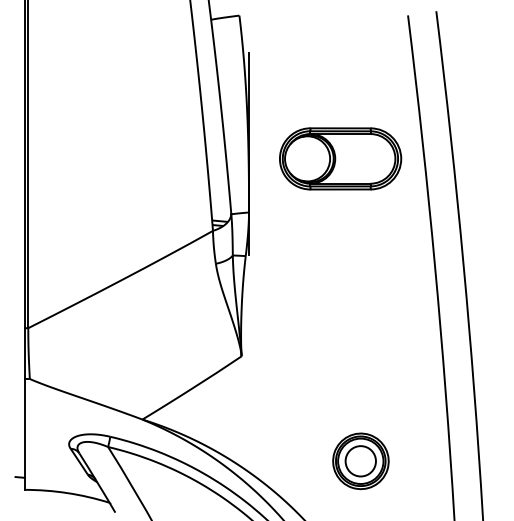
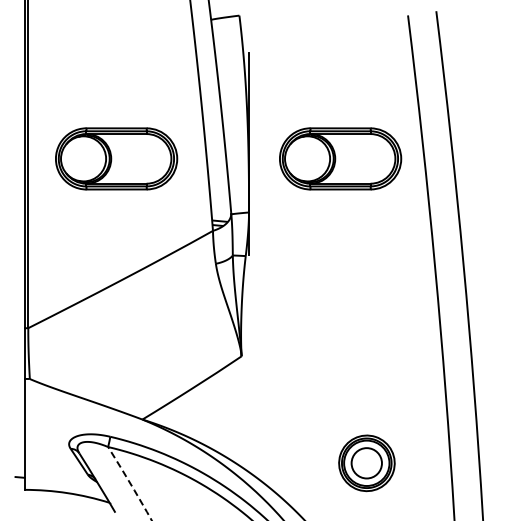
part: none -> present (116, 158)
part position: (360, 461) -> (366, 463) (366, 463)
arc: solid -> dashed (130, 483)
